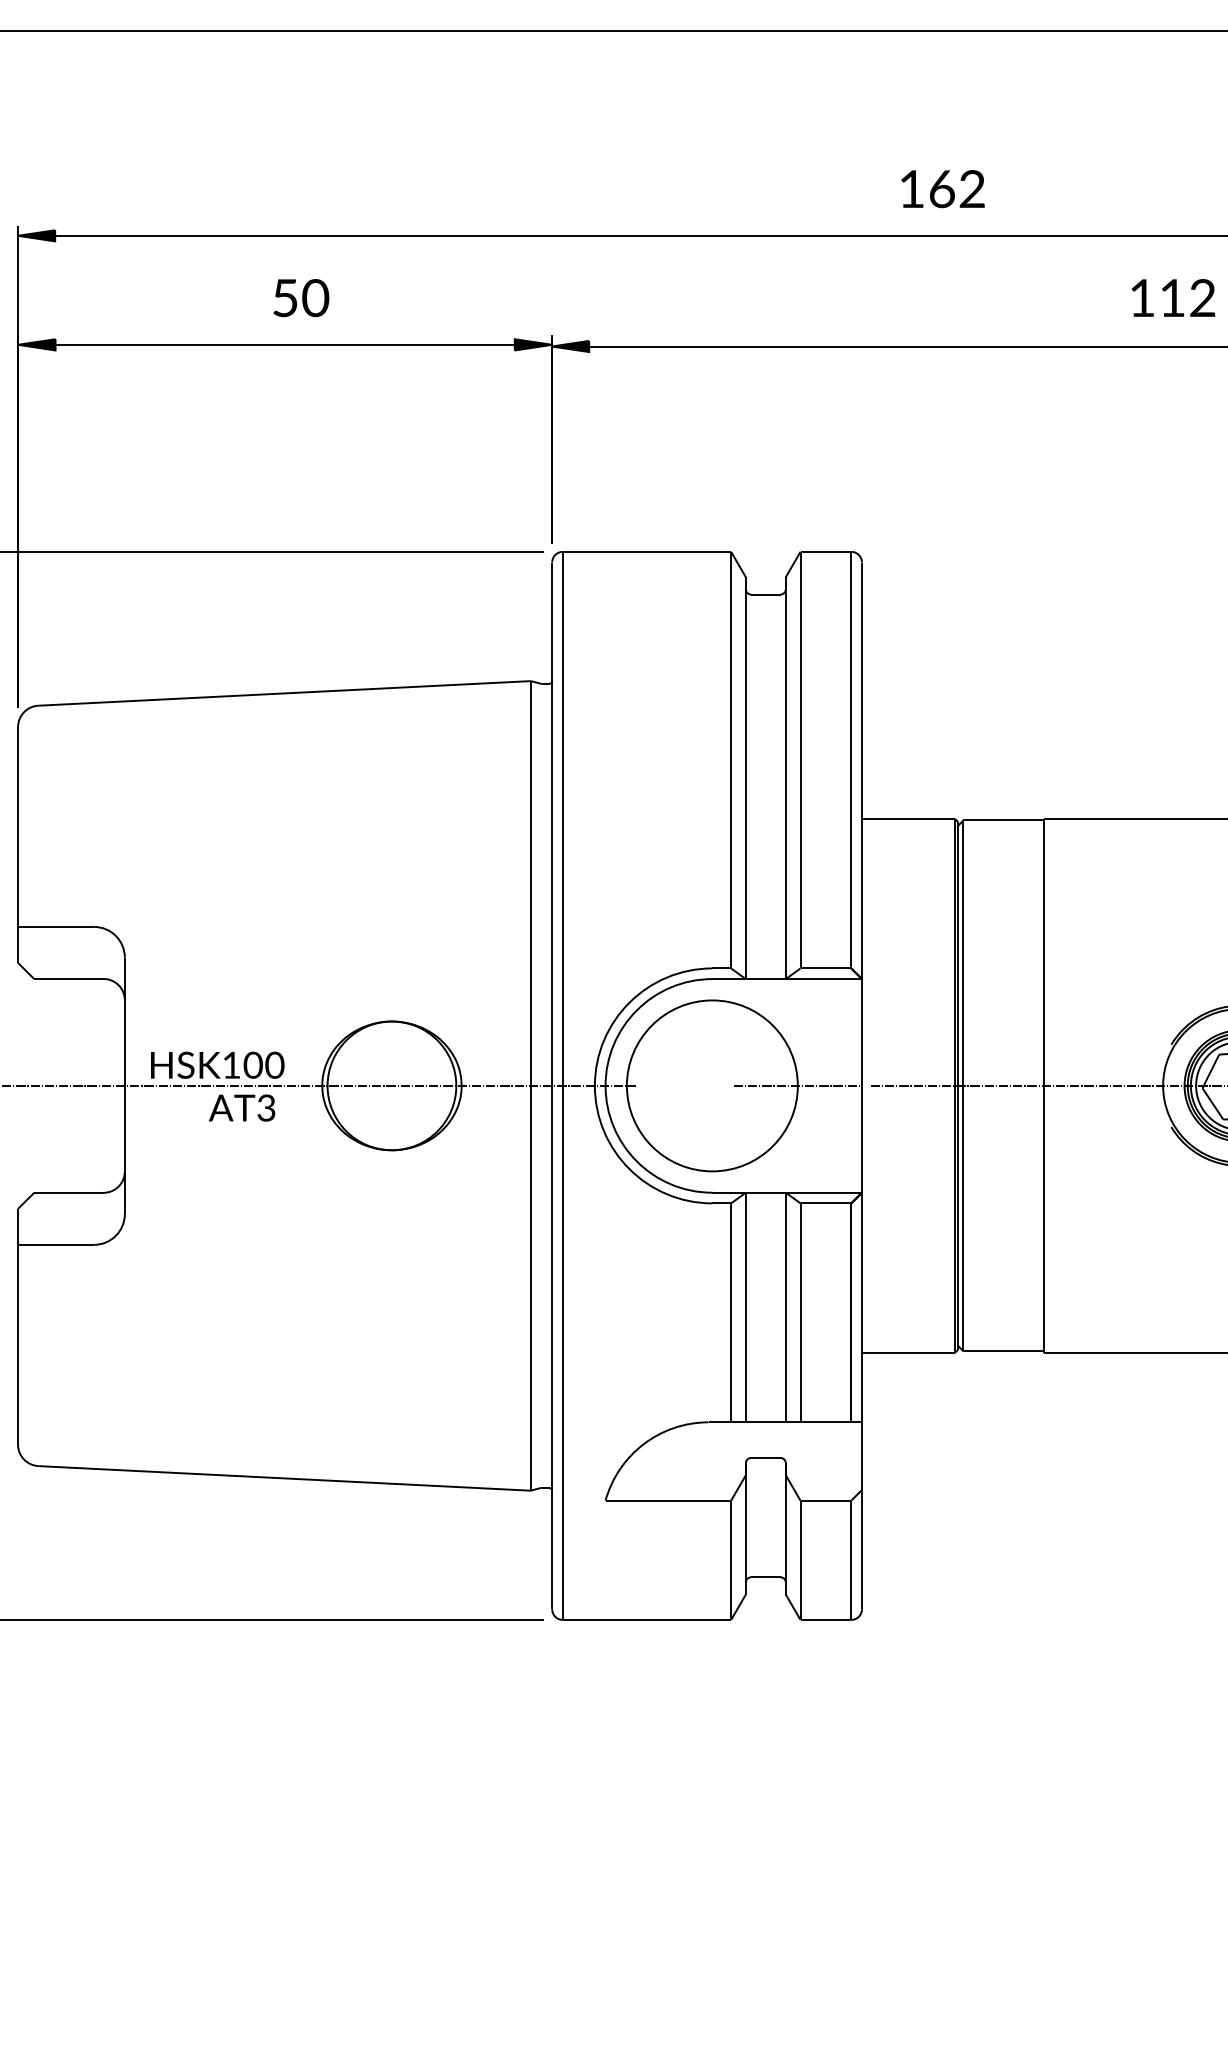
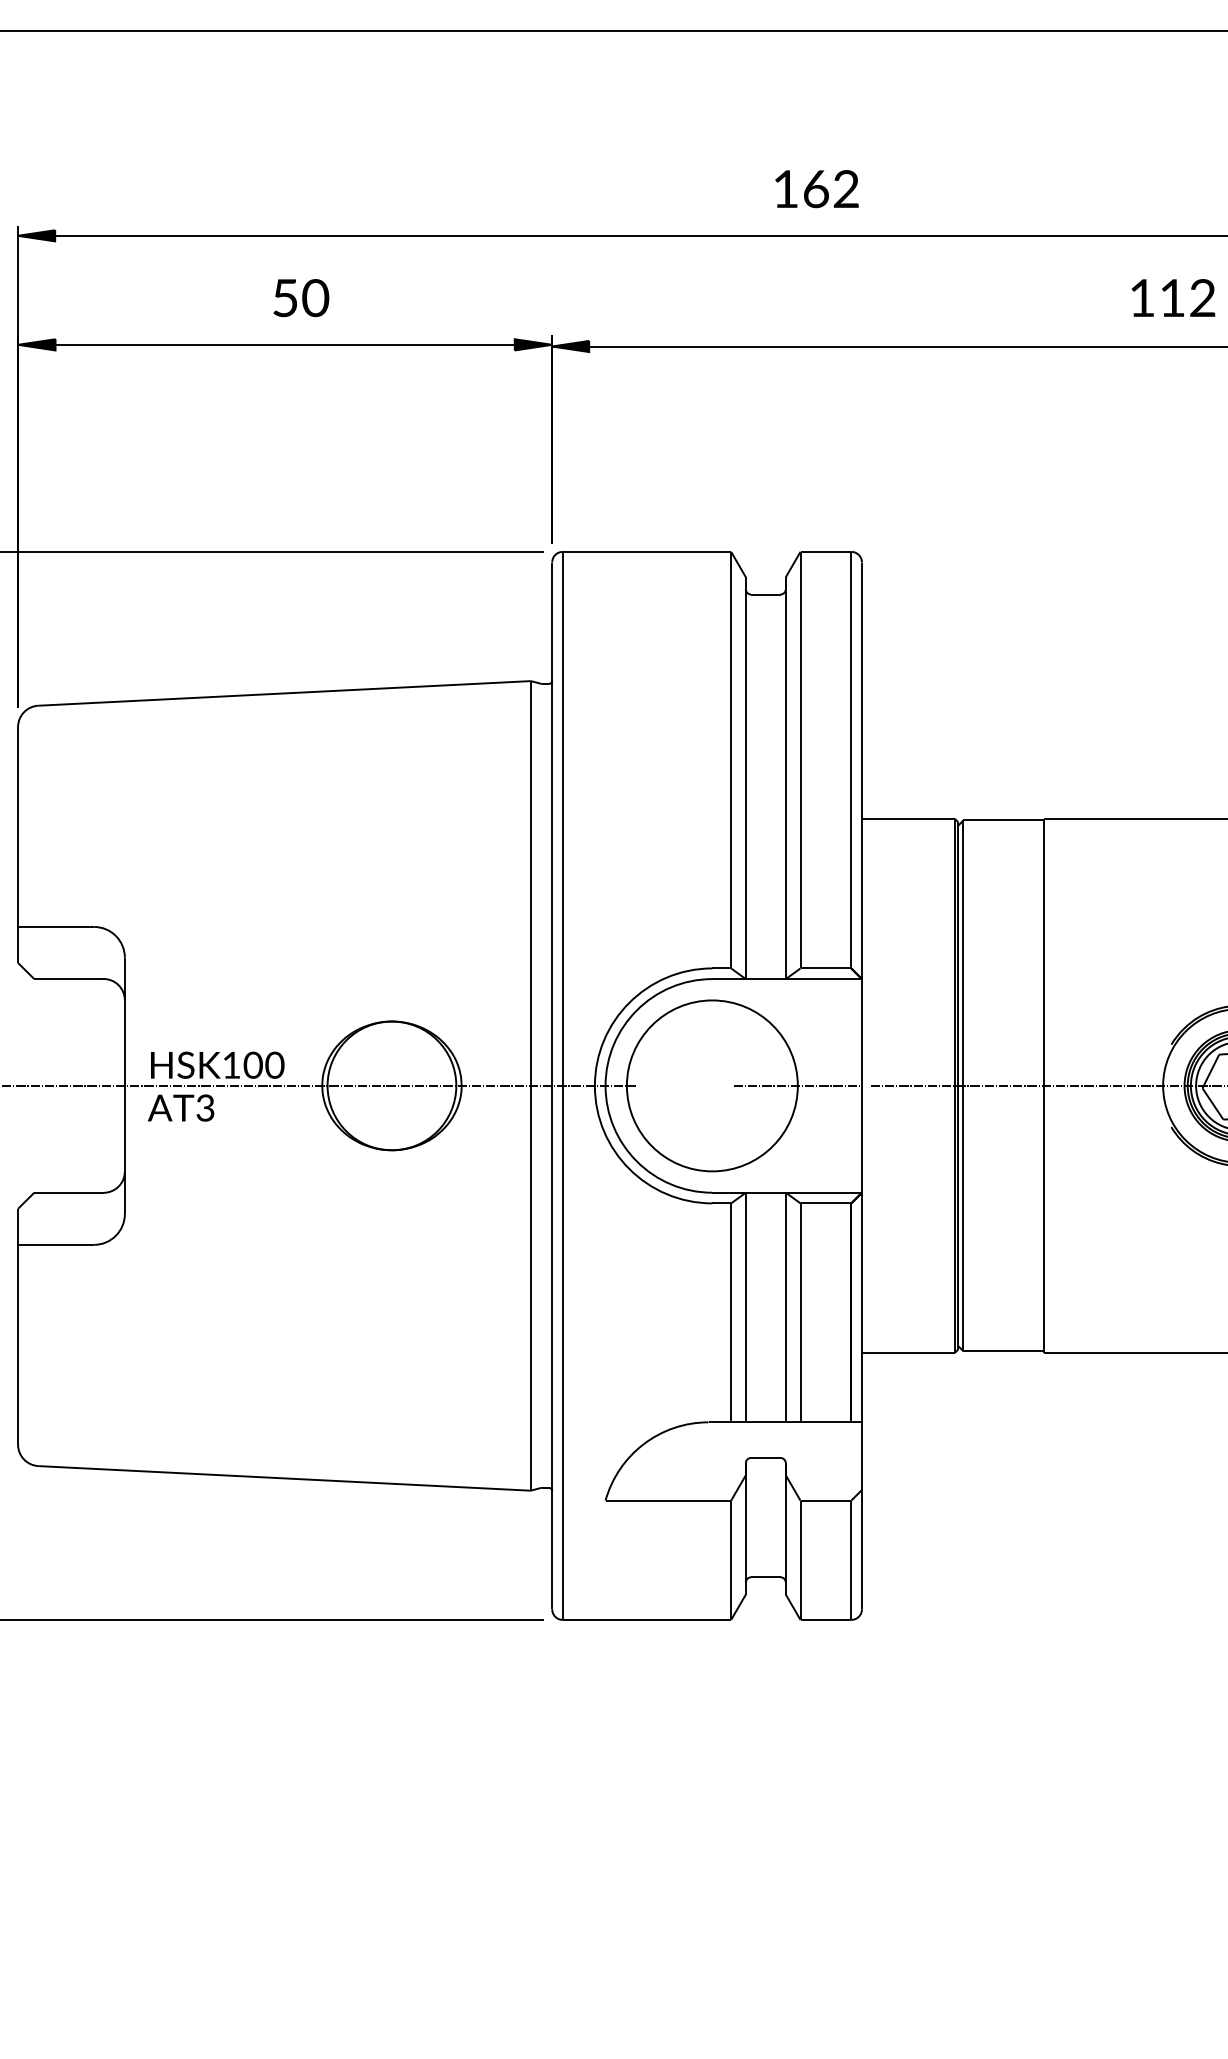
text position: (942, 189) -> (816, 189) (816, 189)
text position: (242, 1107) -> (181, 1107) (181, 1107)
